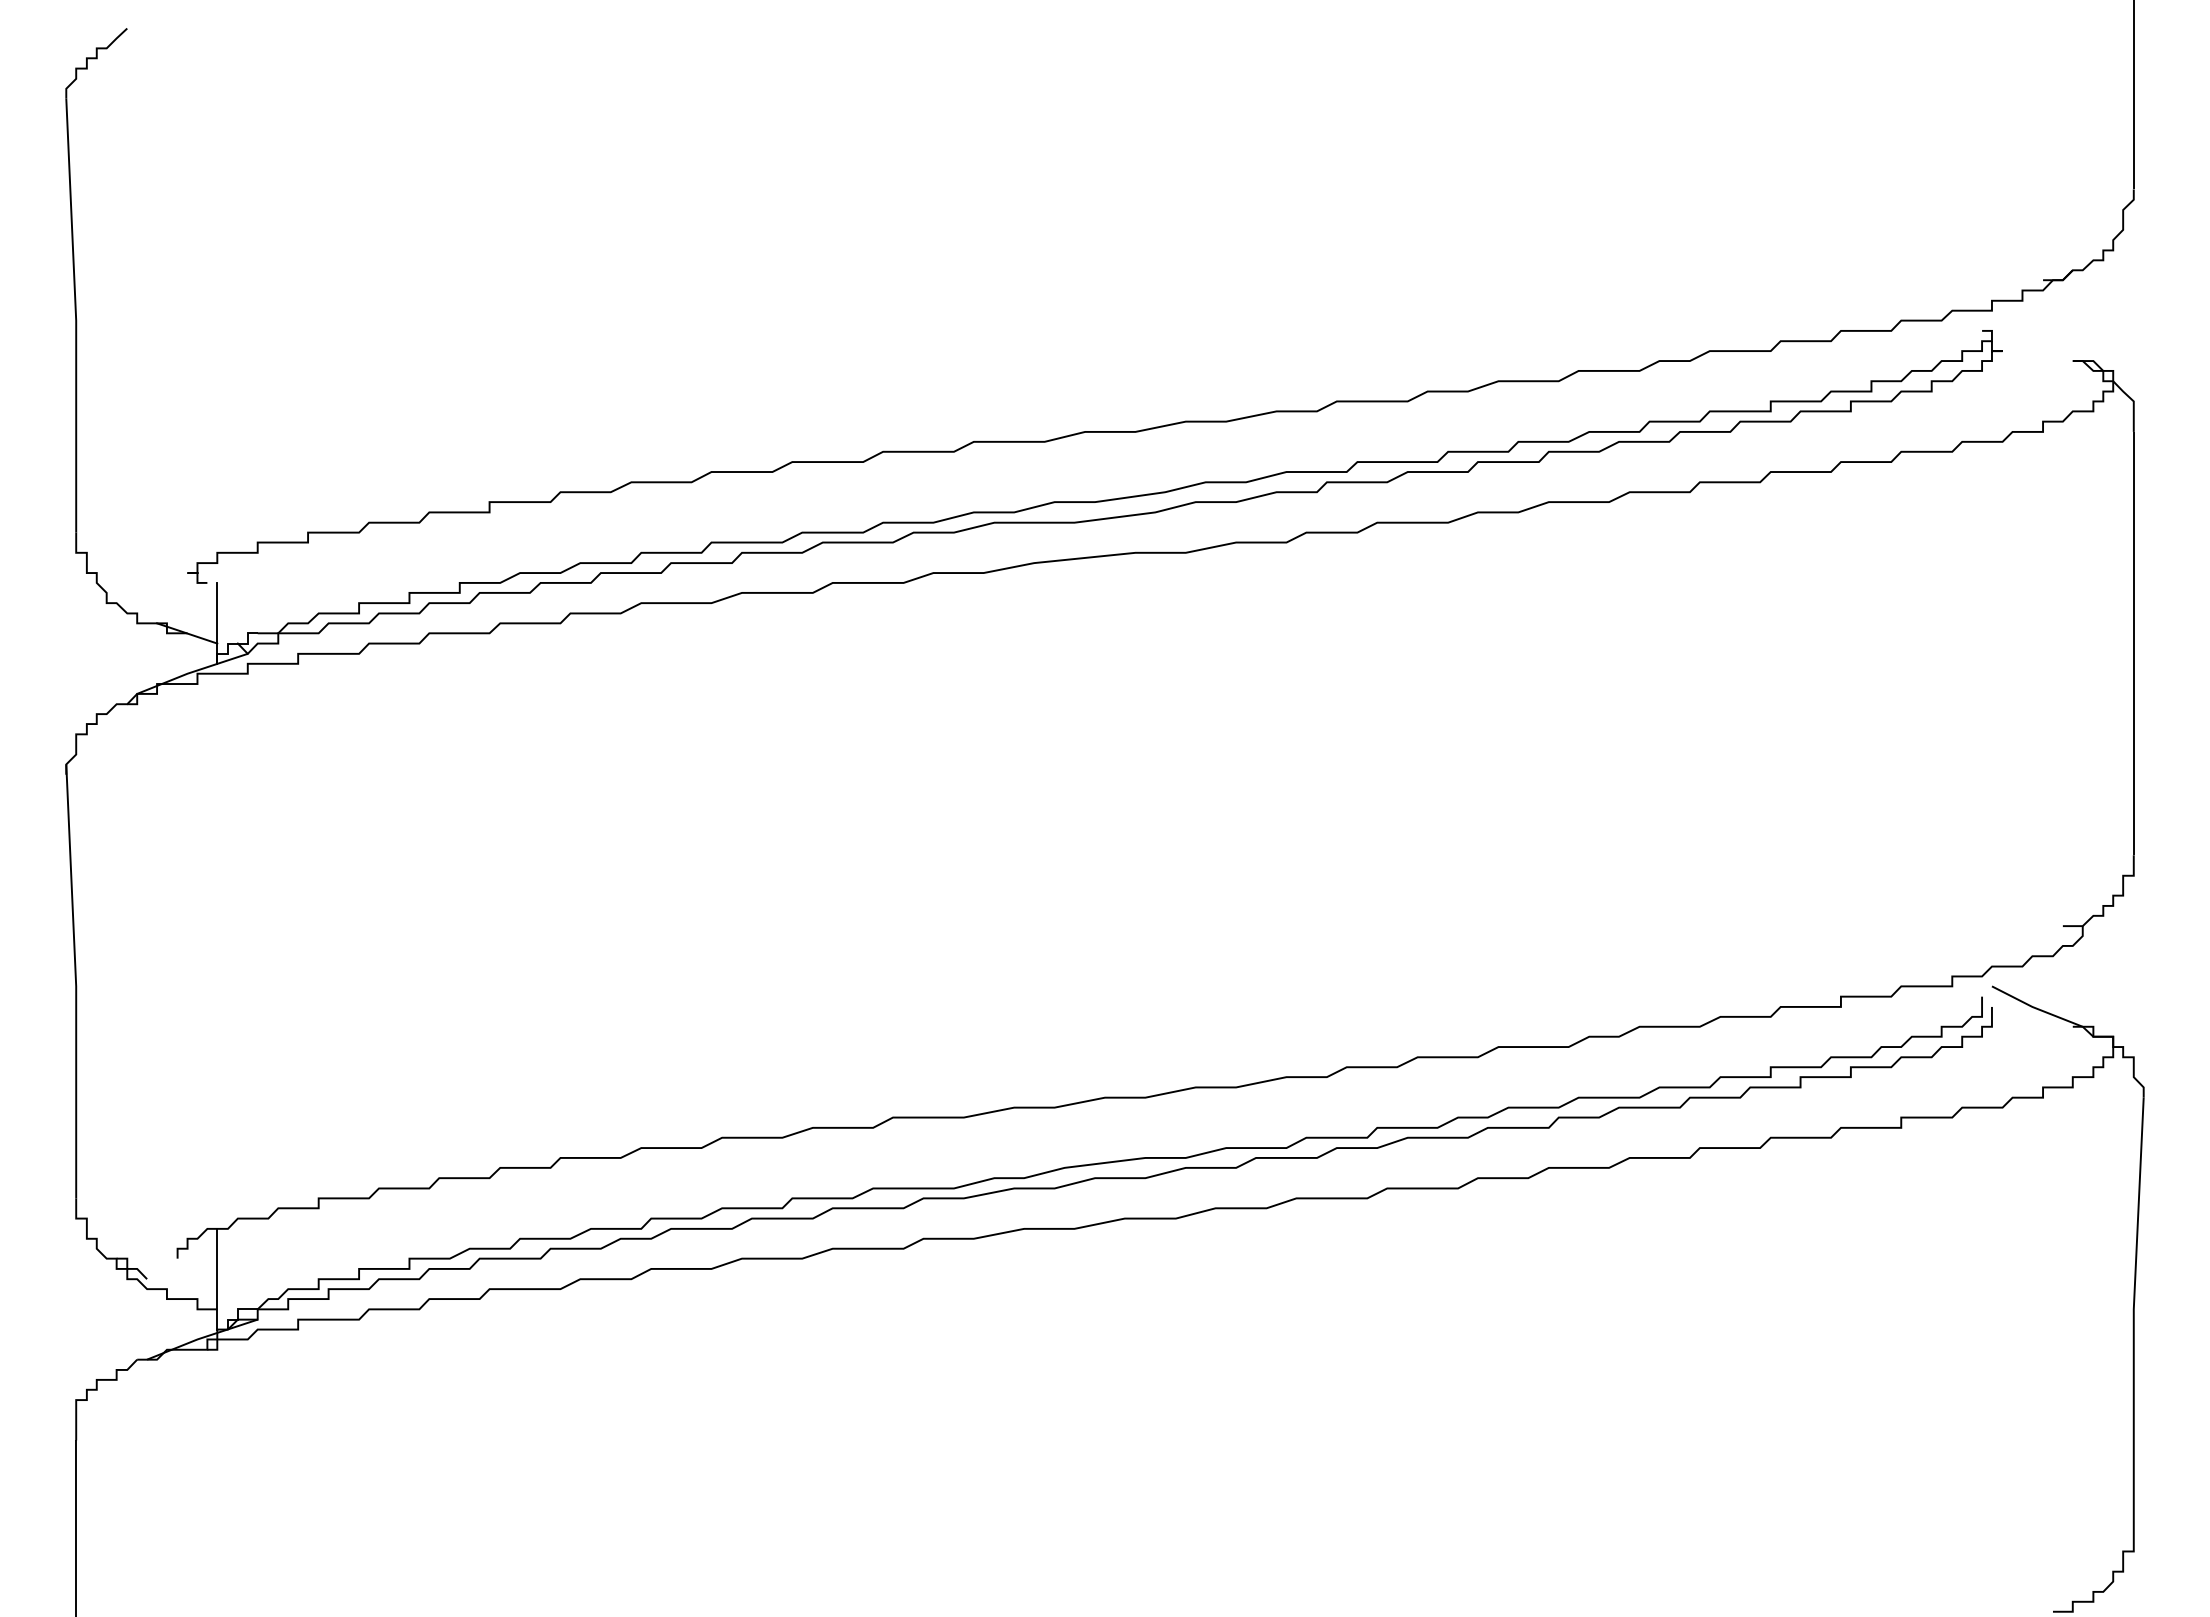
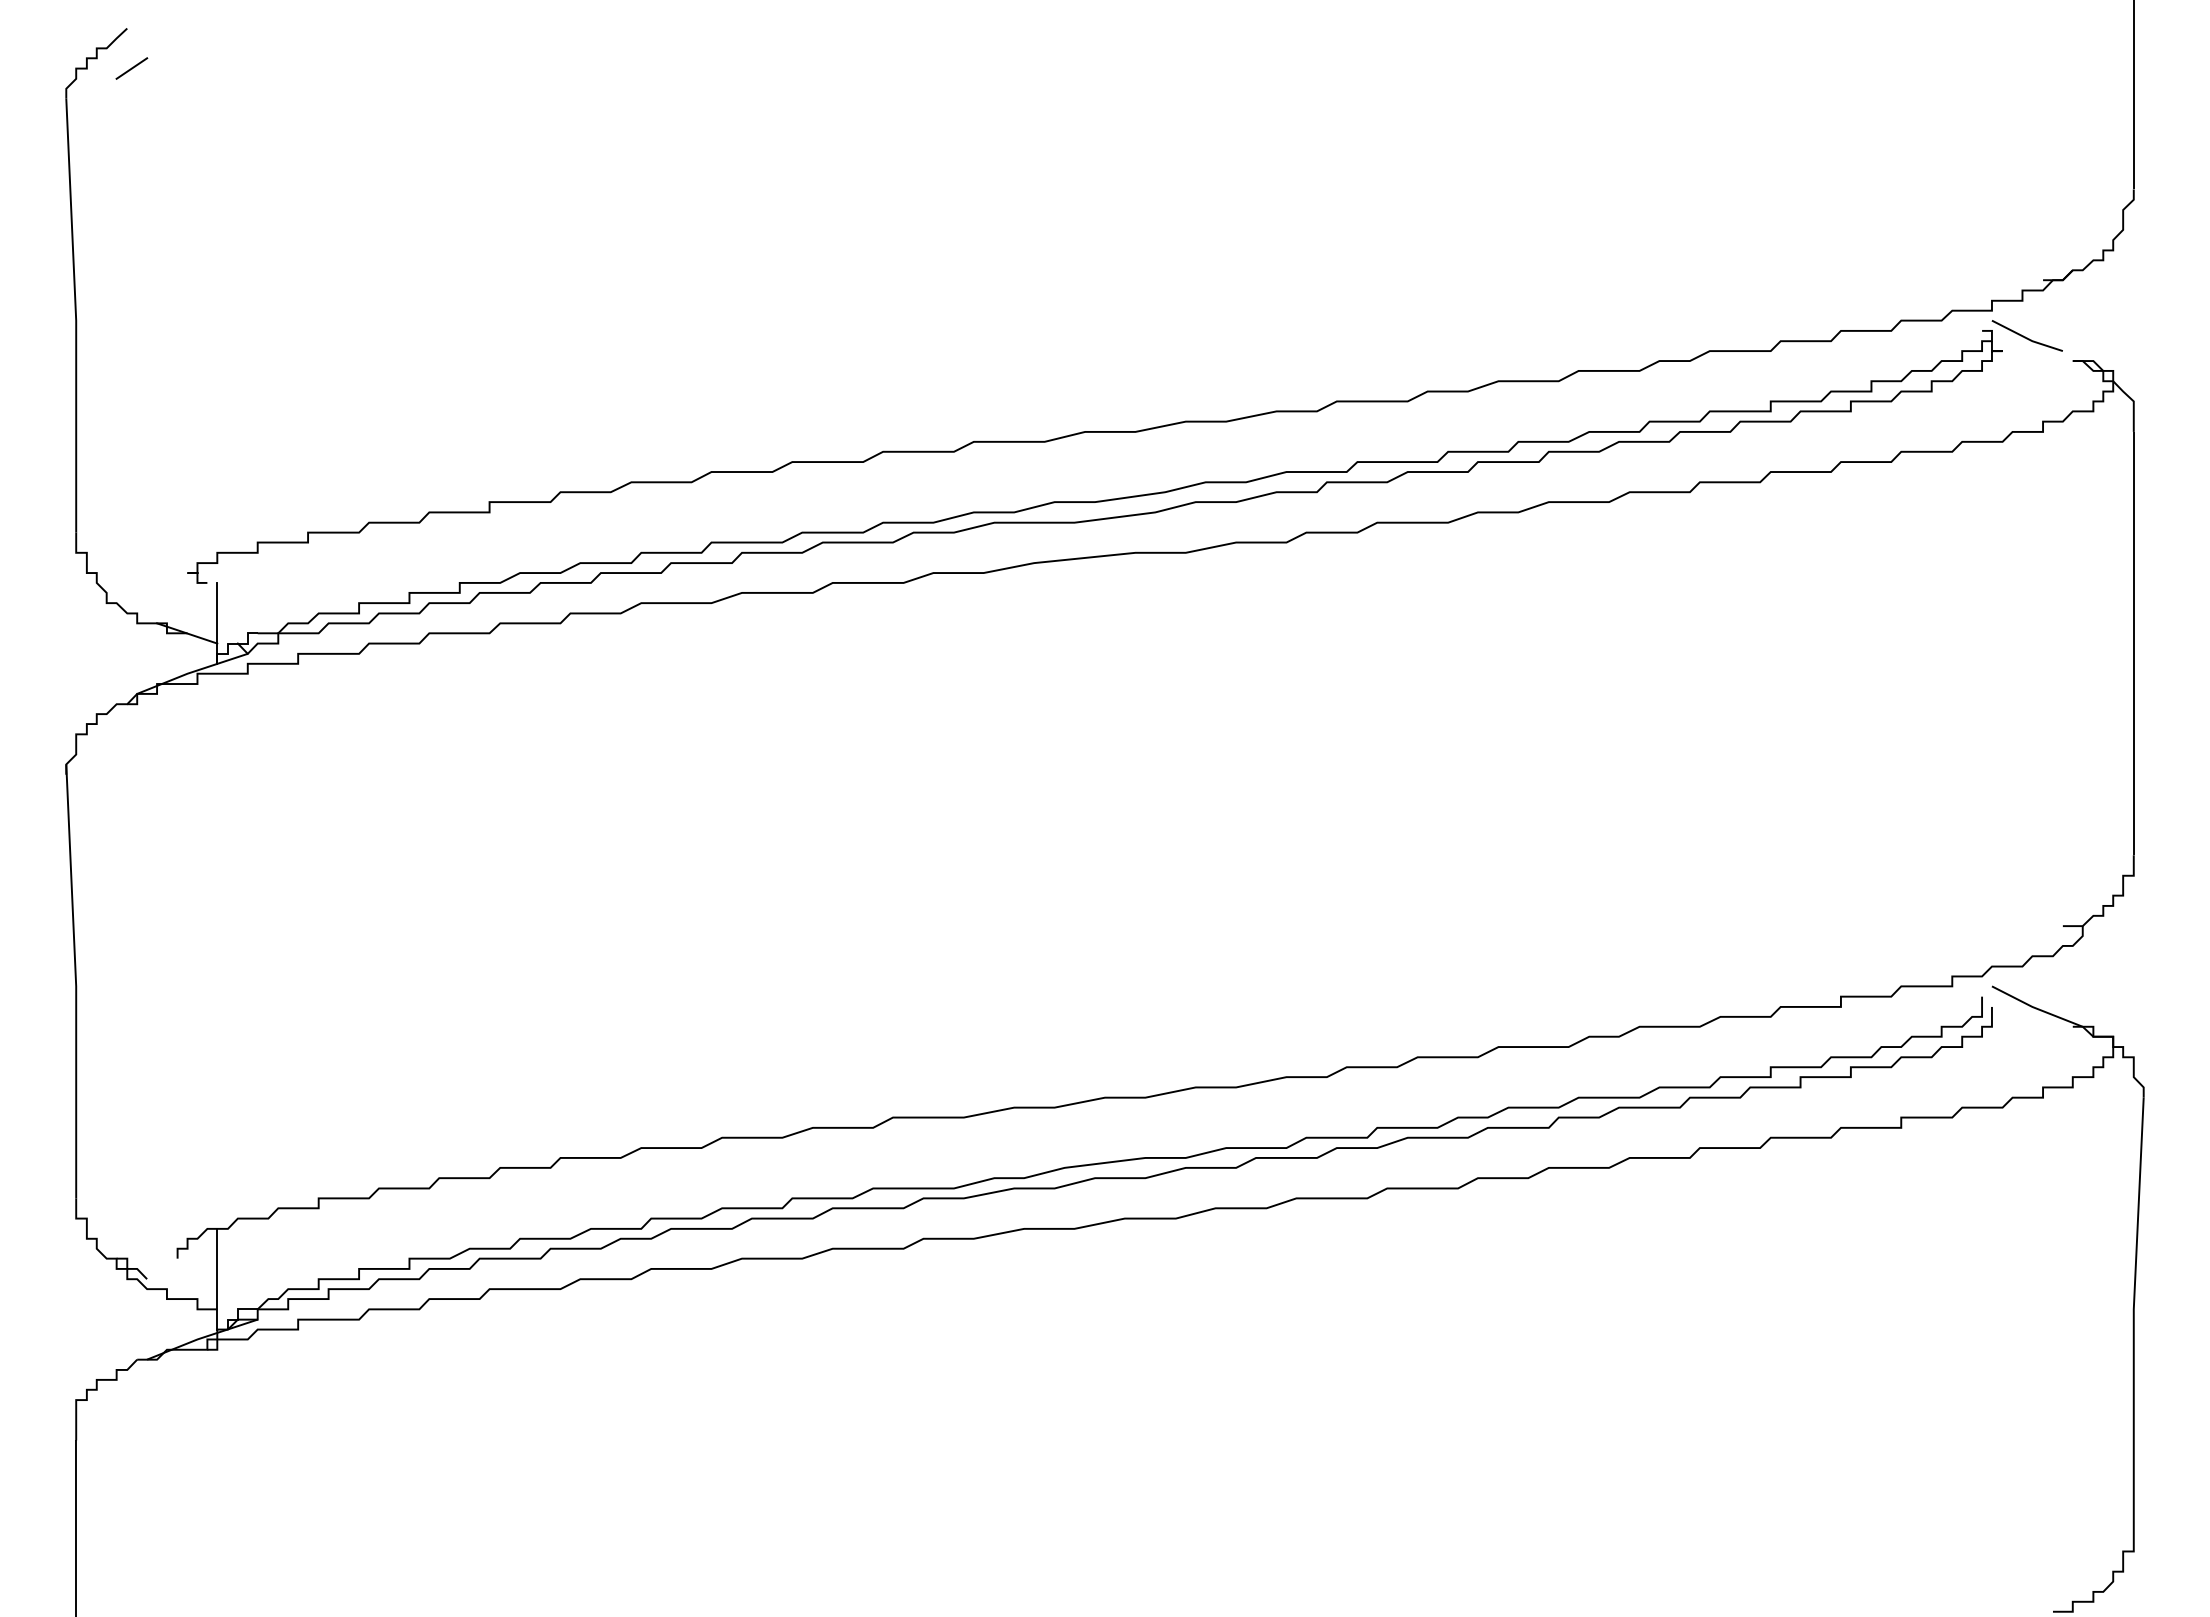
line: none -> present (131, 68)
line: none -> present (2025, 336)
